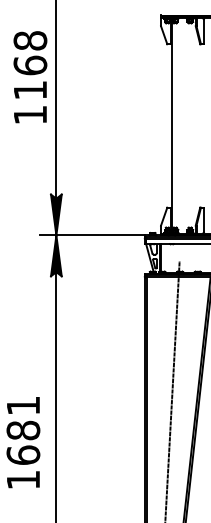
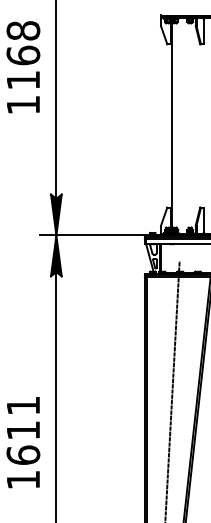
text position: (30, 77) -> (23, 67) (23, 67)
text: 1681 -> 1611 (23, 430)
